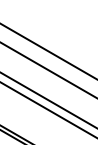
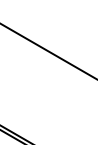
line: present -> none (48, 69)
line: present -> none (48, 99)
line: present -> none (48, 109)
